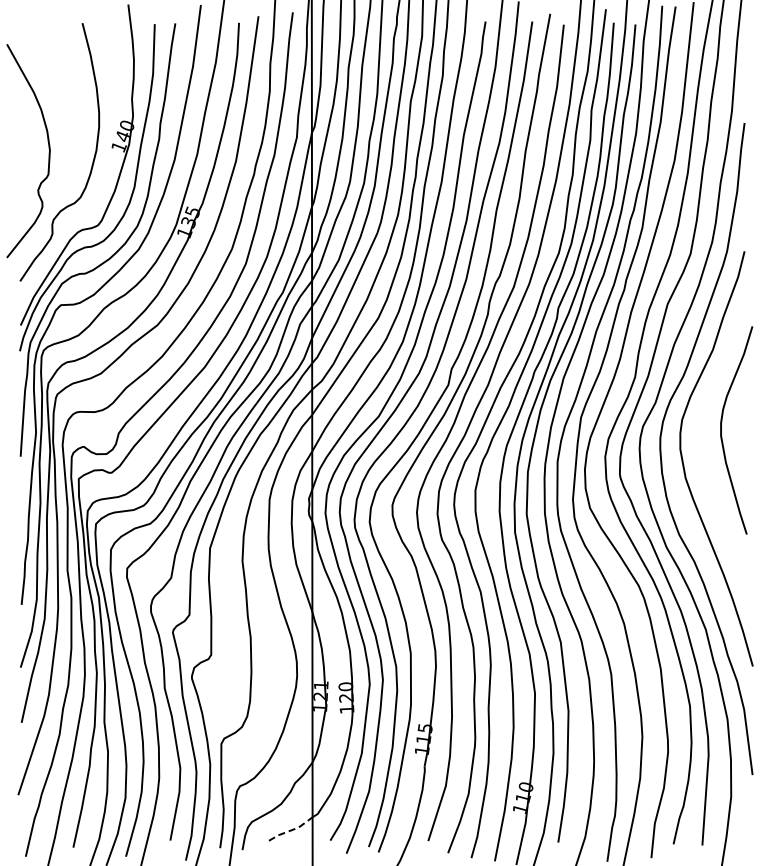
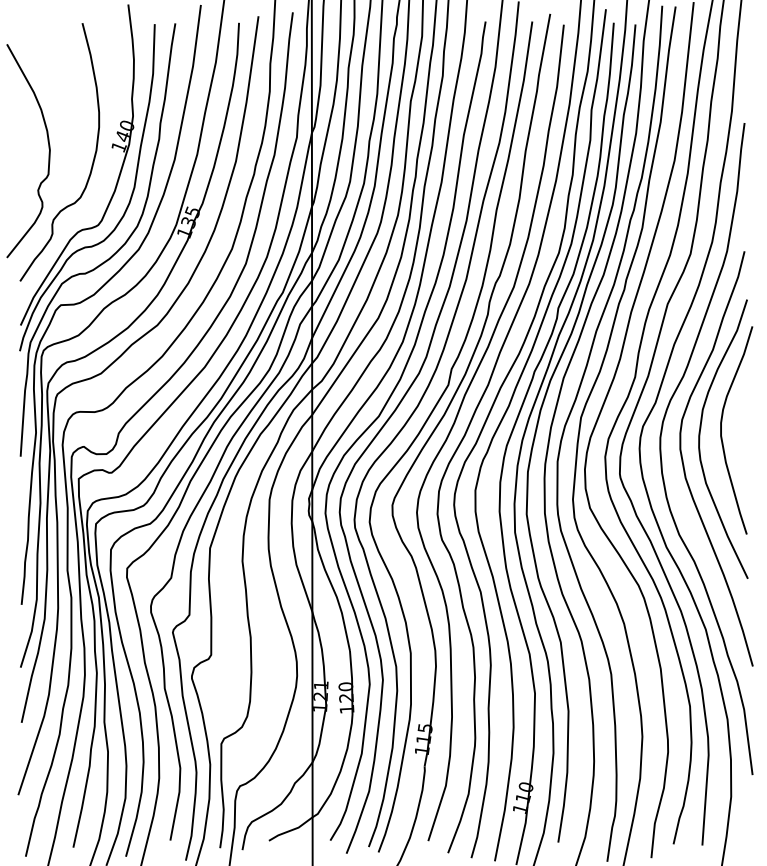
curve: none -> present (700, 438)
line: dashed -> solid (292, 830)
